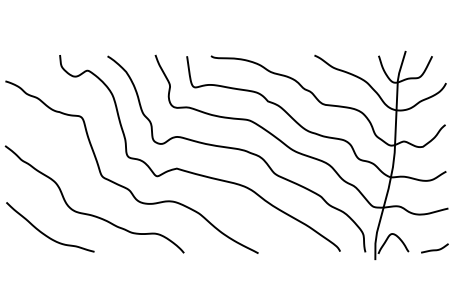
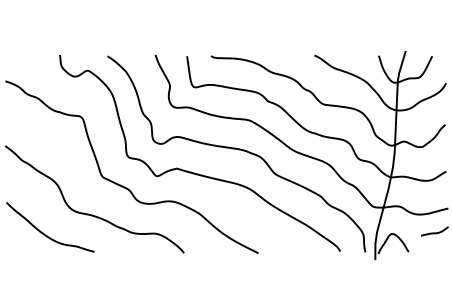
curve position: (434, 249) -> (434, 232) (434, 232)
